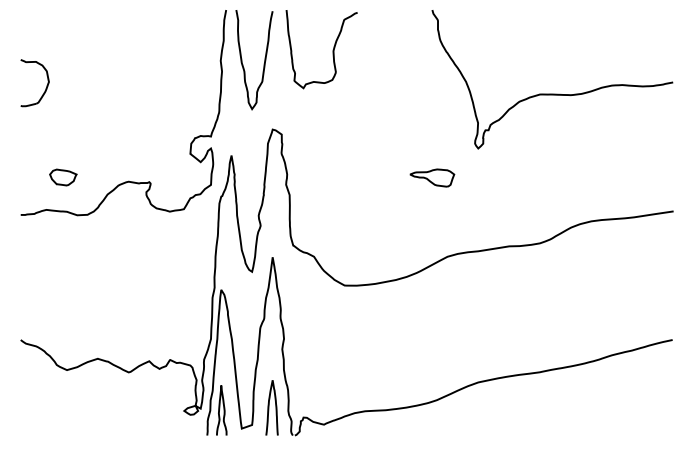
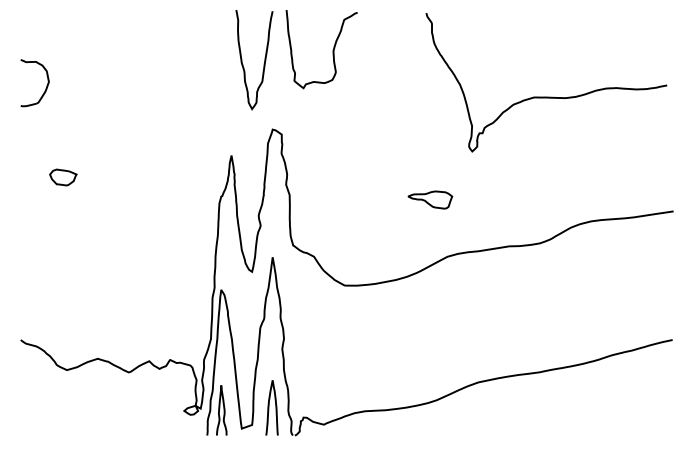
curve position: (552, 93) -> (546, 96) (546, 96)
part position: (432, 177) -> (430, 199) (430, 199)
curve: present -> none (128, 180)
